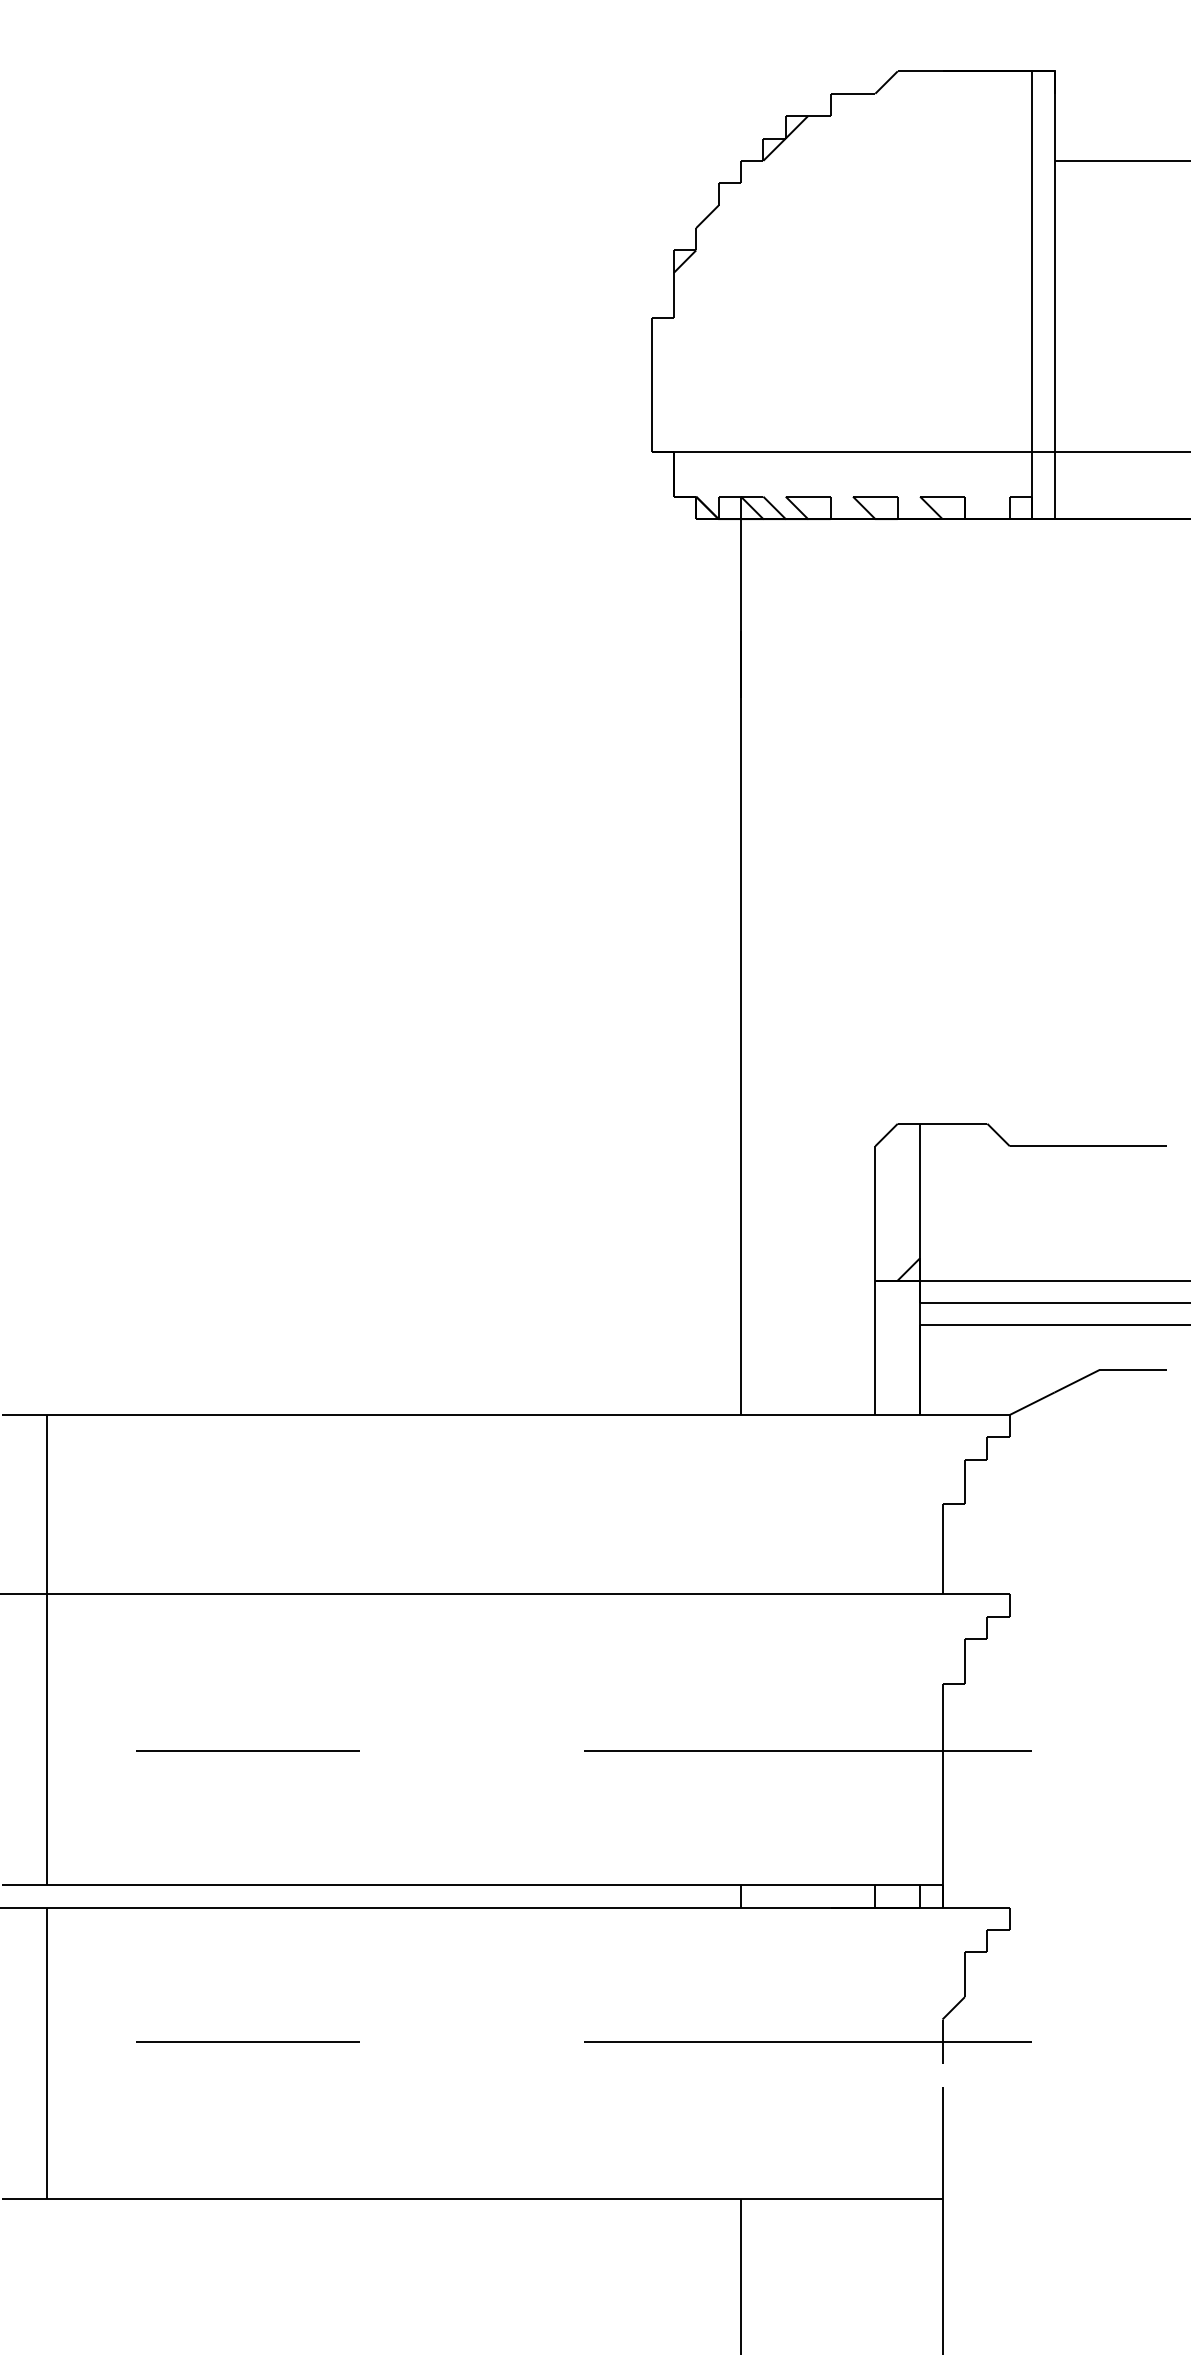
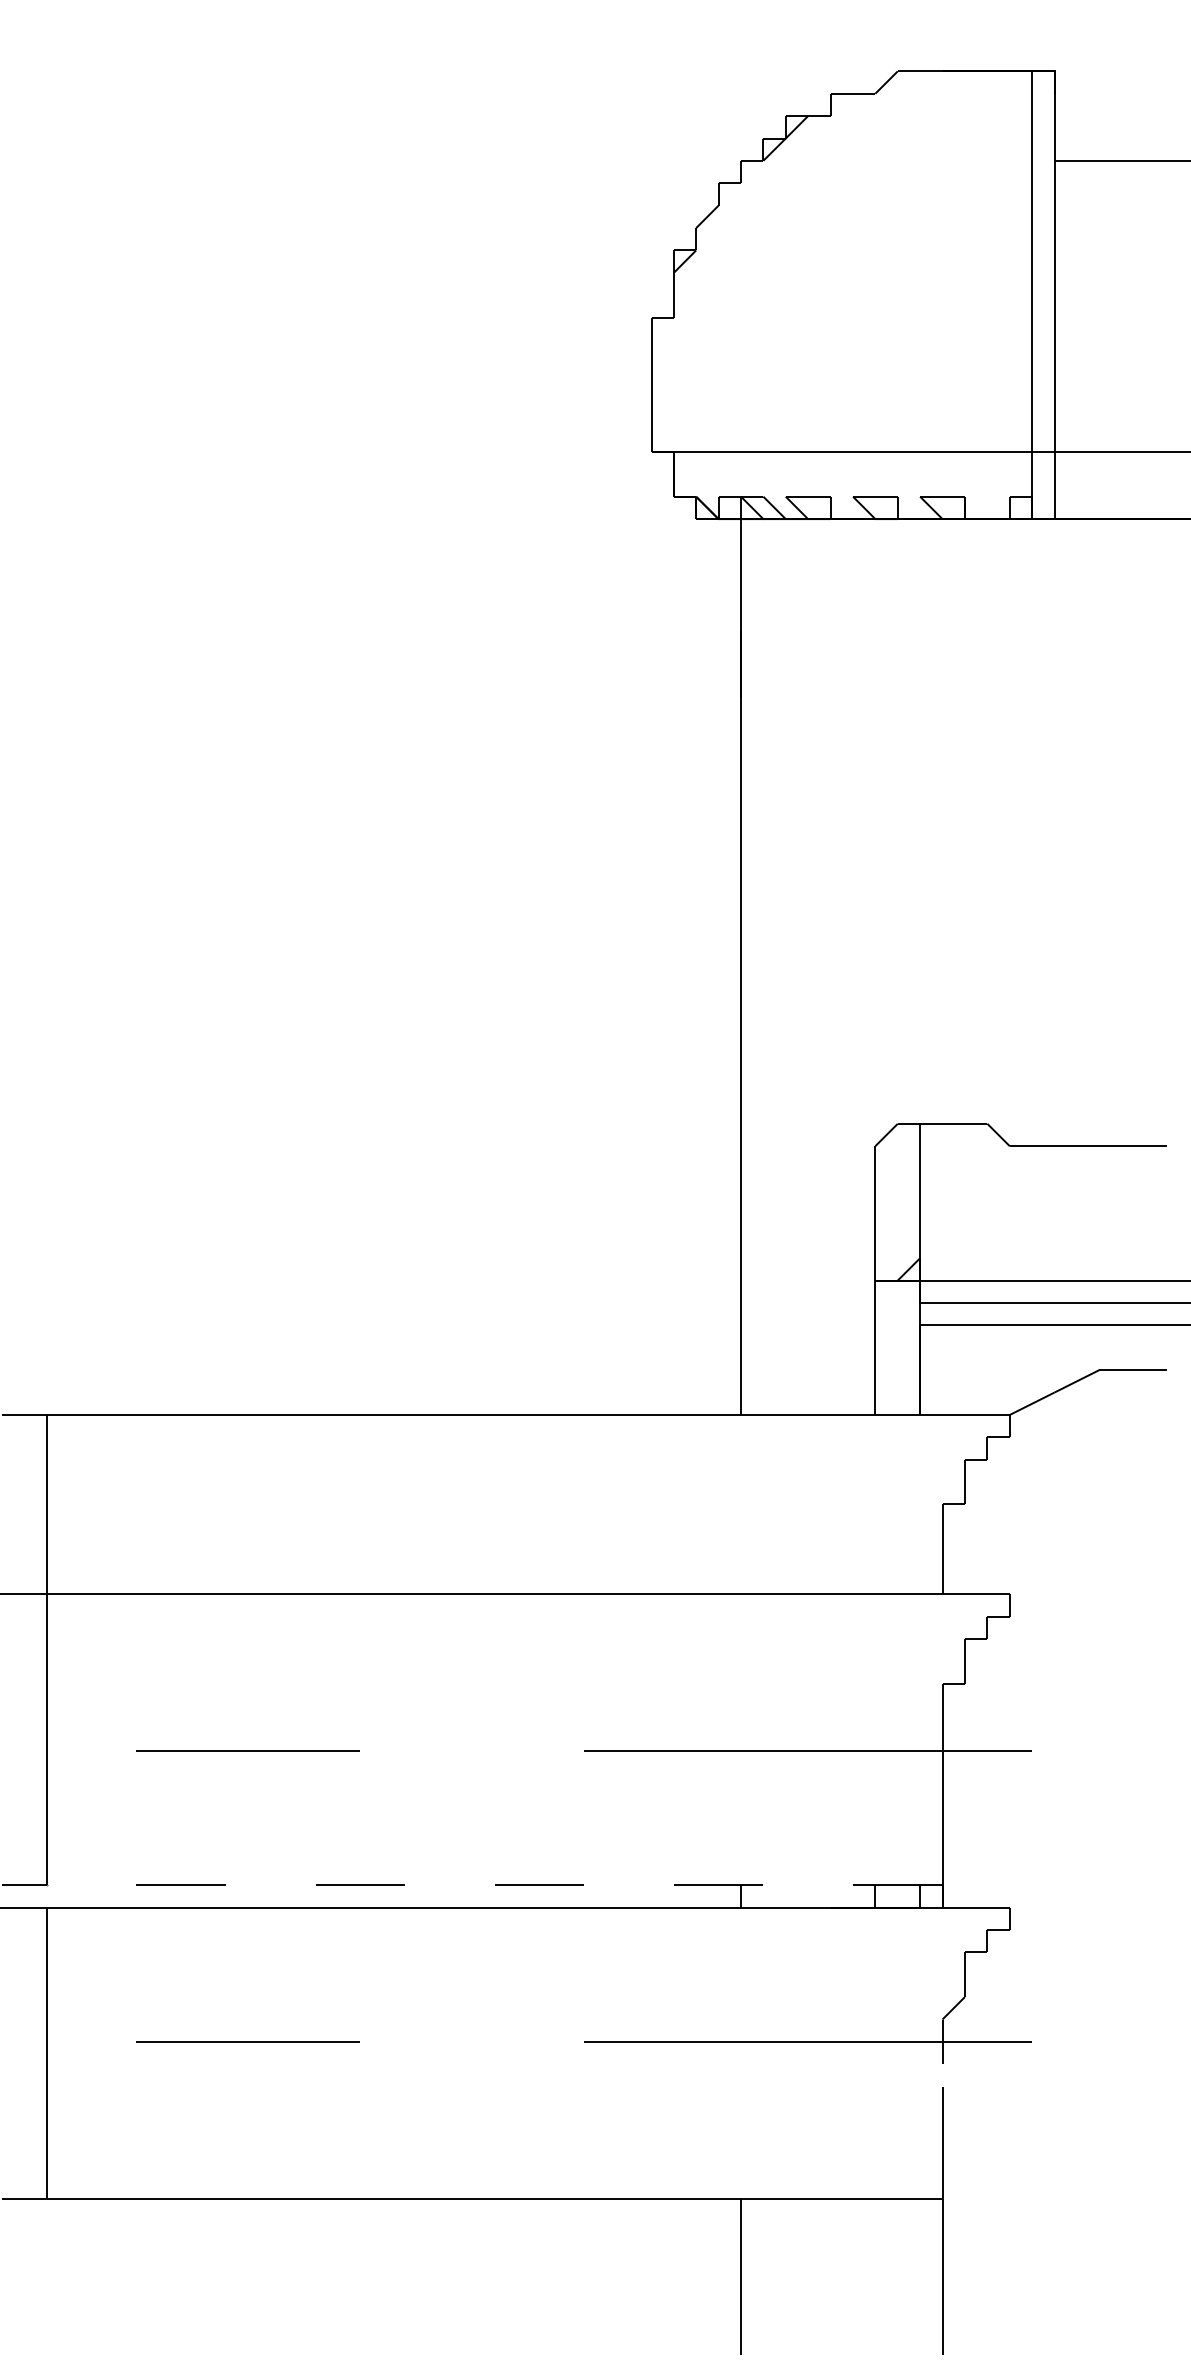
line: solid -> dashed (494, 1885)
